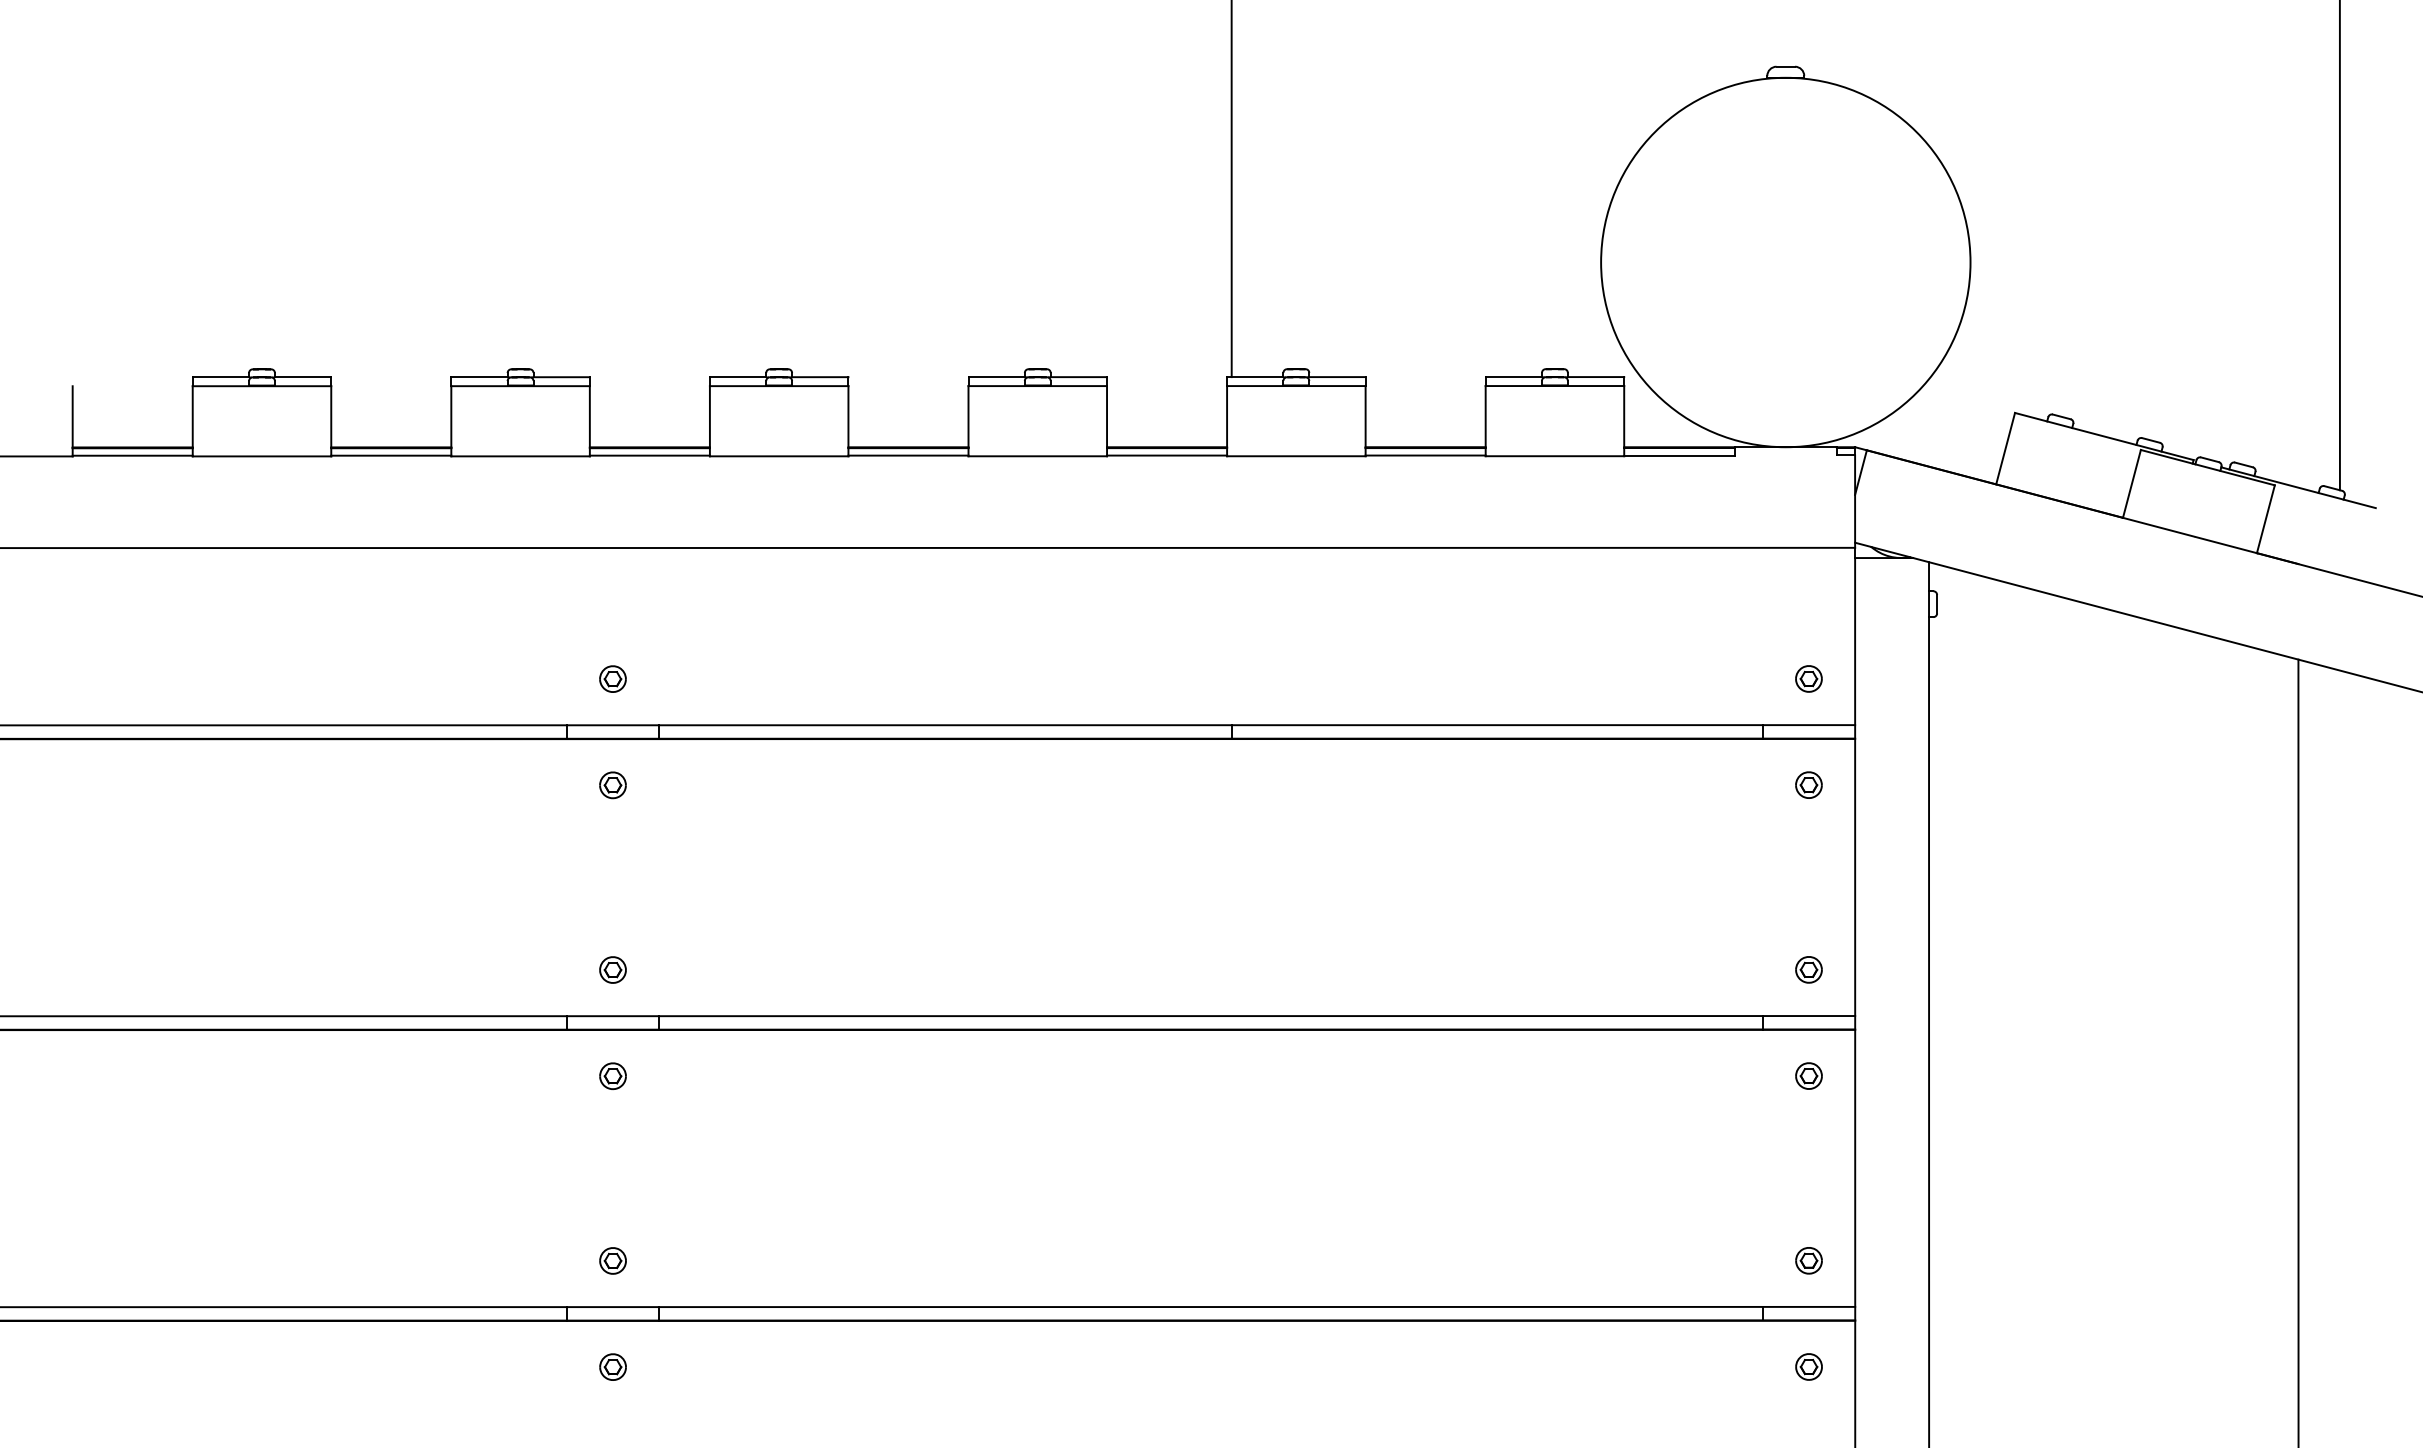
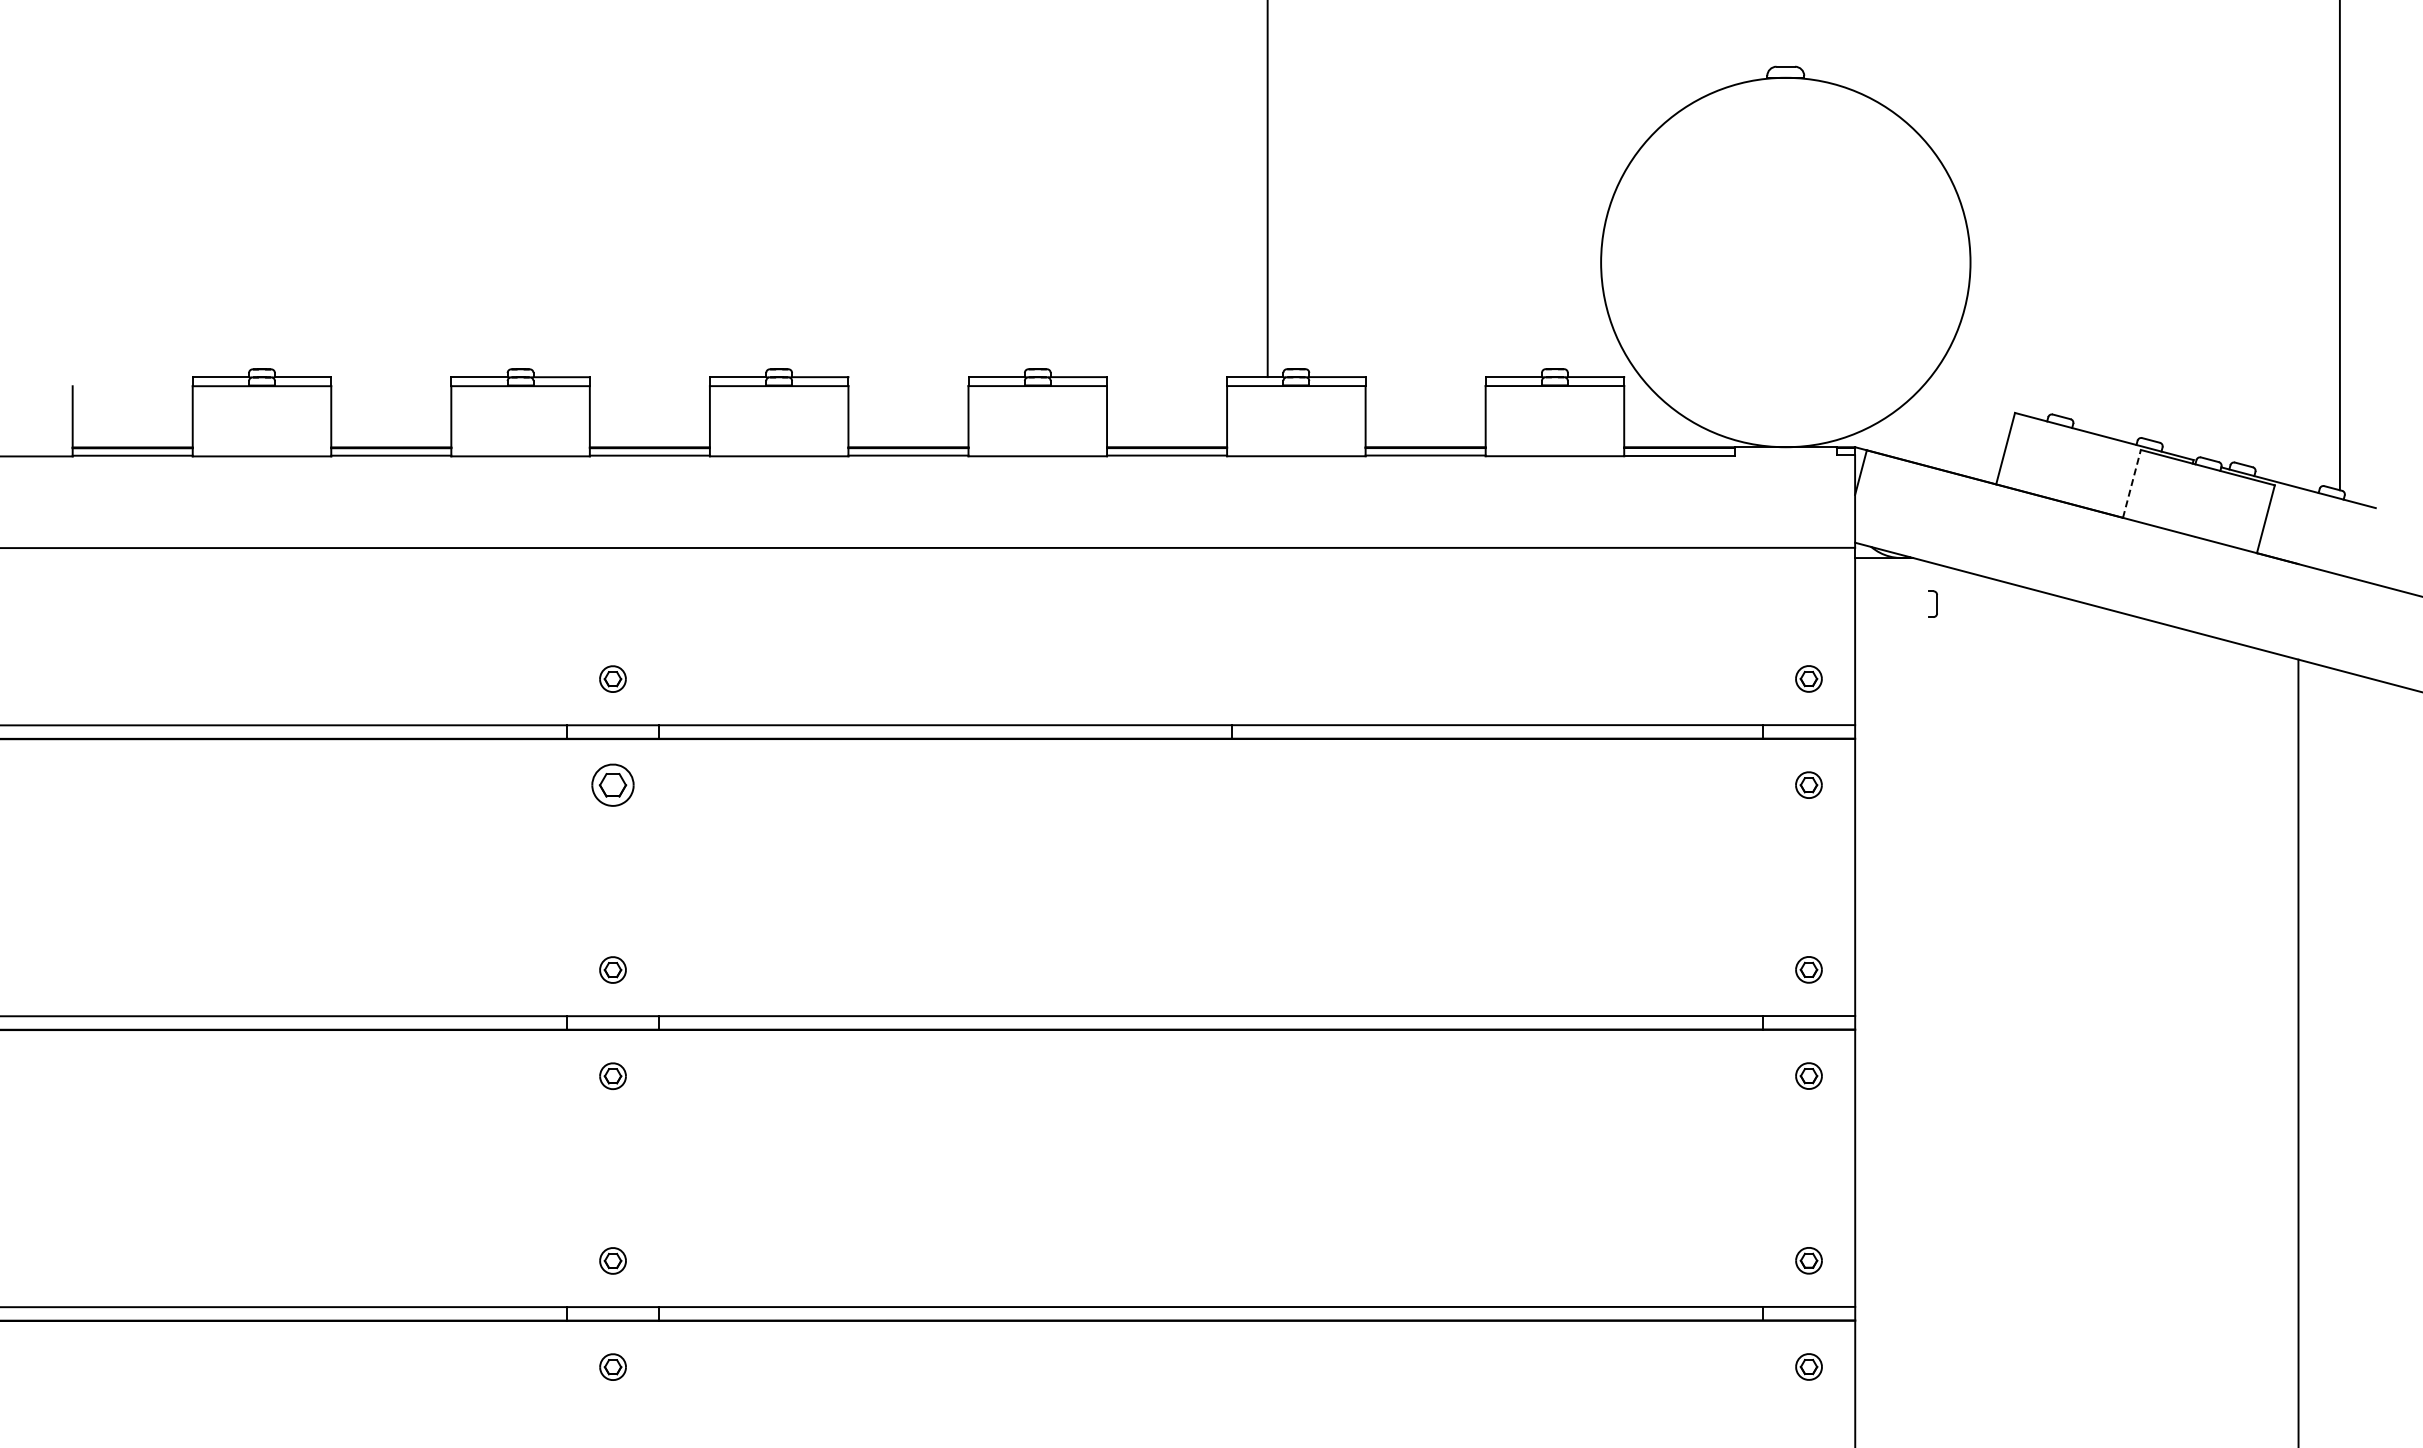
line position: (1231, 189) -> (1267, 189) (1267, 189)
line: solid -> dashed (2132, 483)
part size: 28x29 px -> 44x44 px (612, 784)
line: present -> none (1929, 1003)
